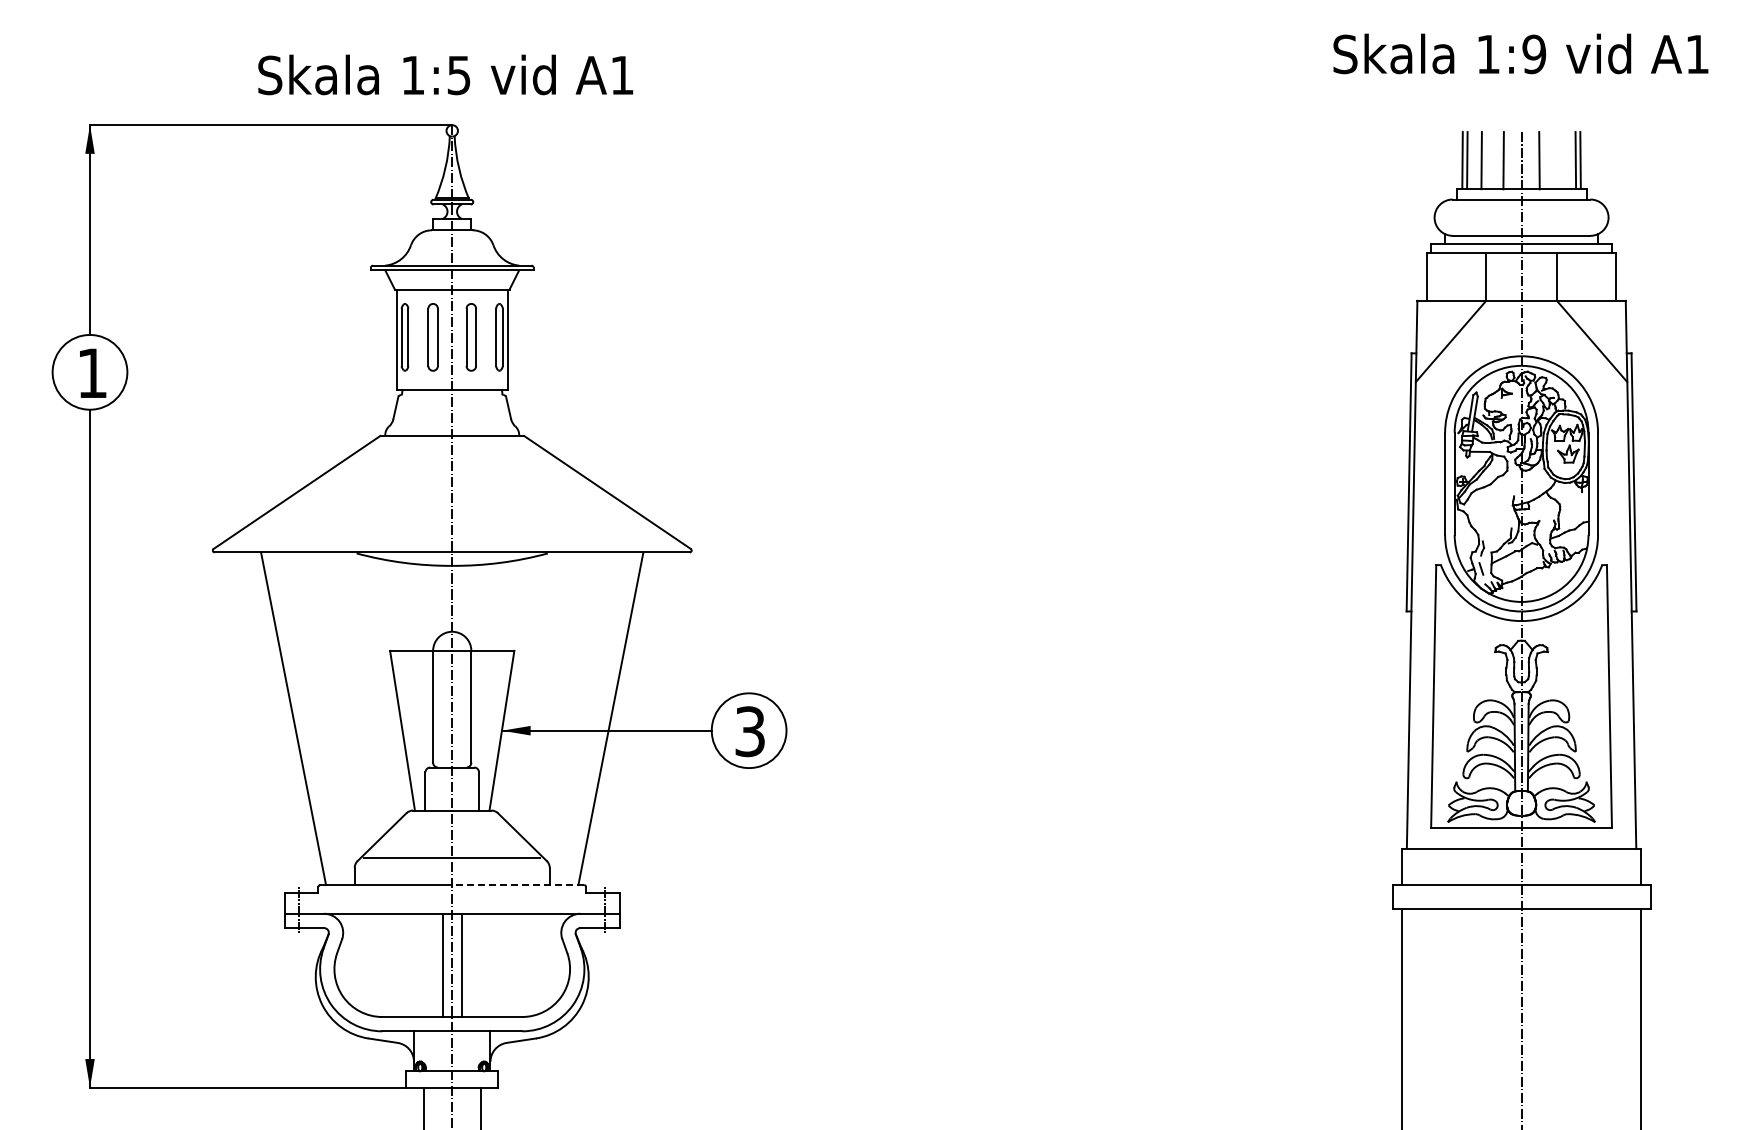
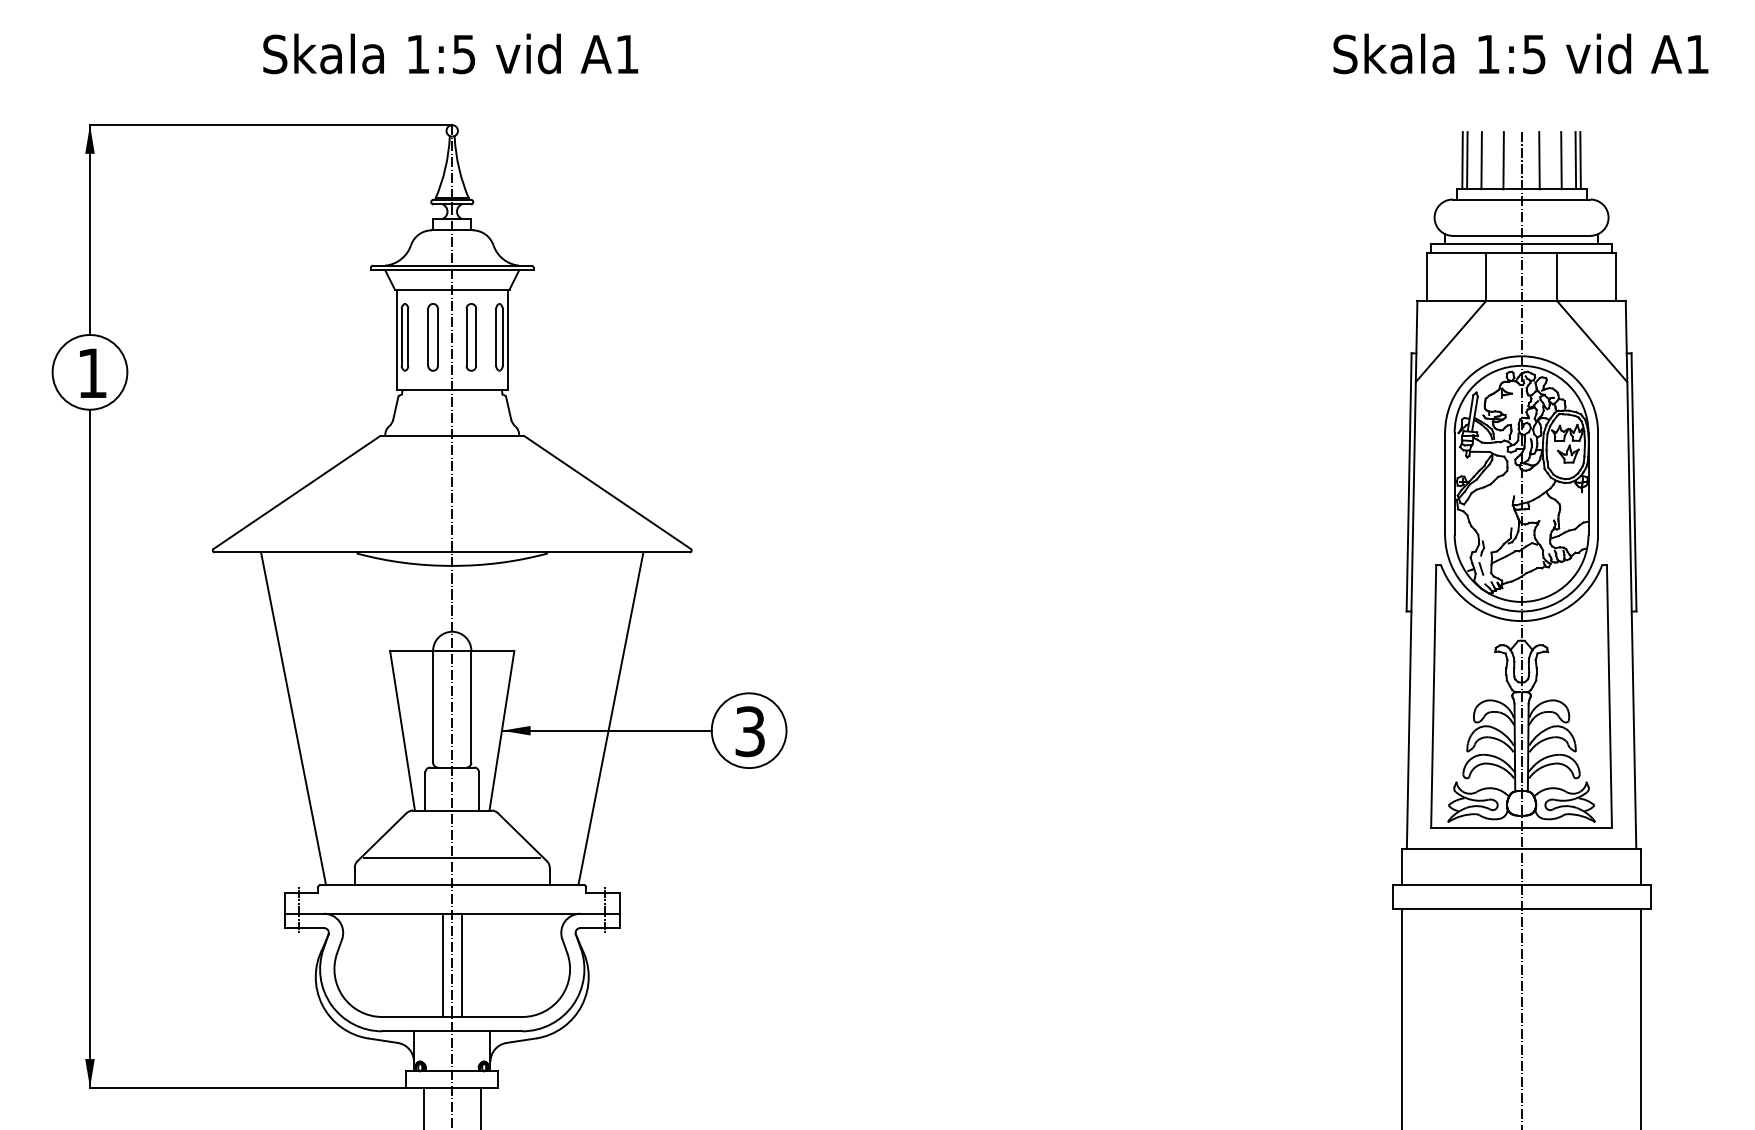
text: 1:9 -> 1:5 (1534, 54)
text position: (445, 74) -> (450, 53) (450, 53)
line: none -> present (1561, 160)
line: dashed -> solid (518, 885)
